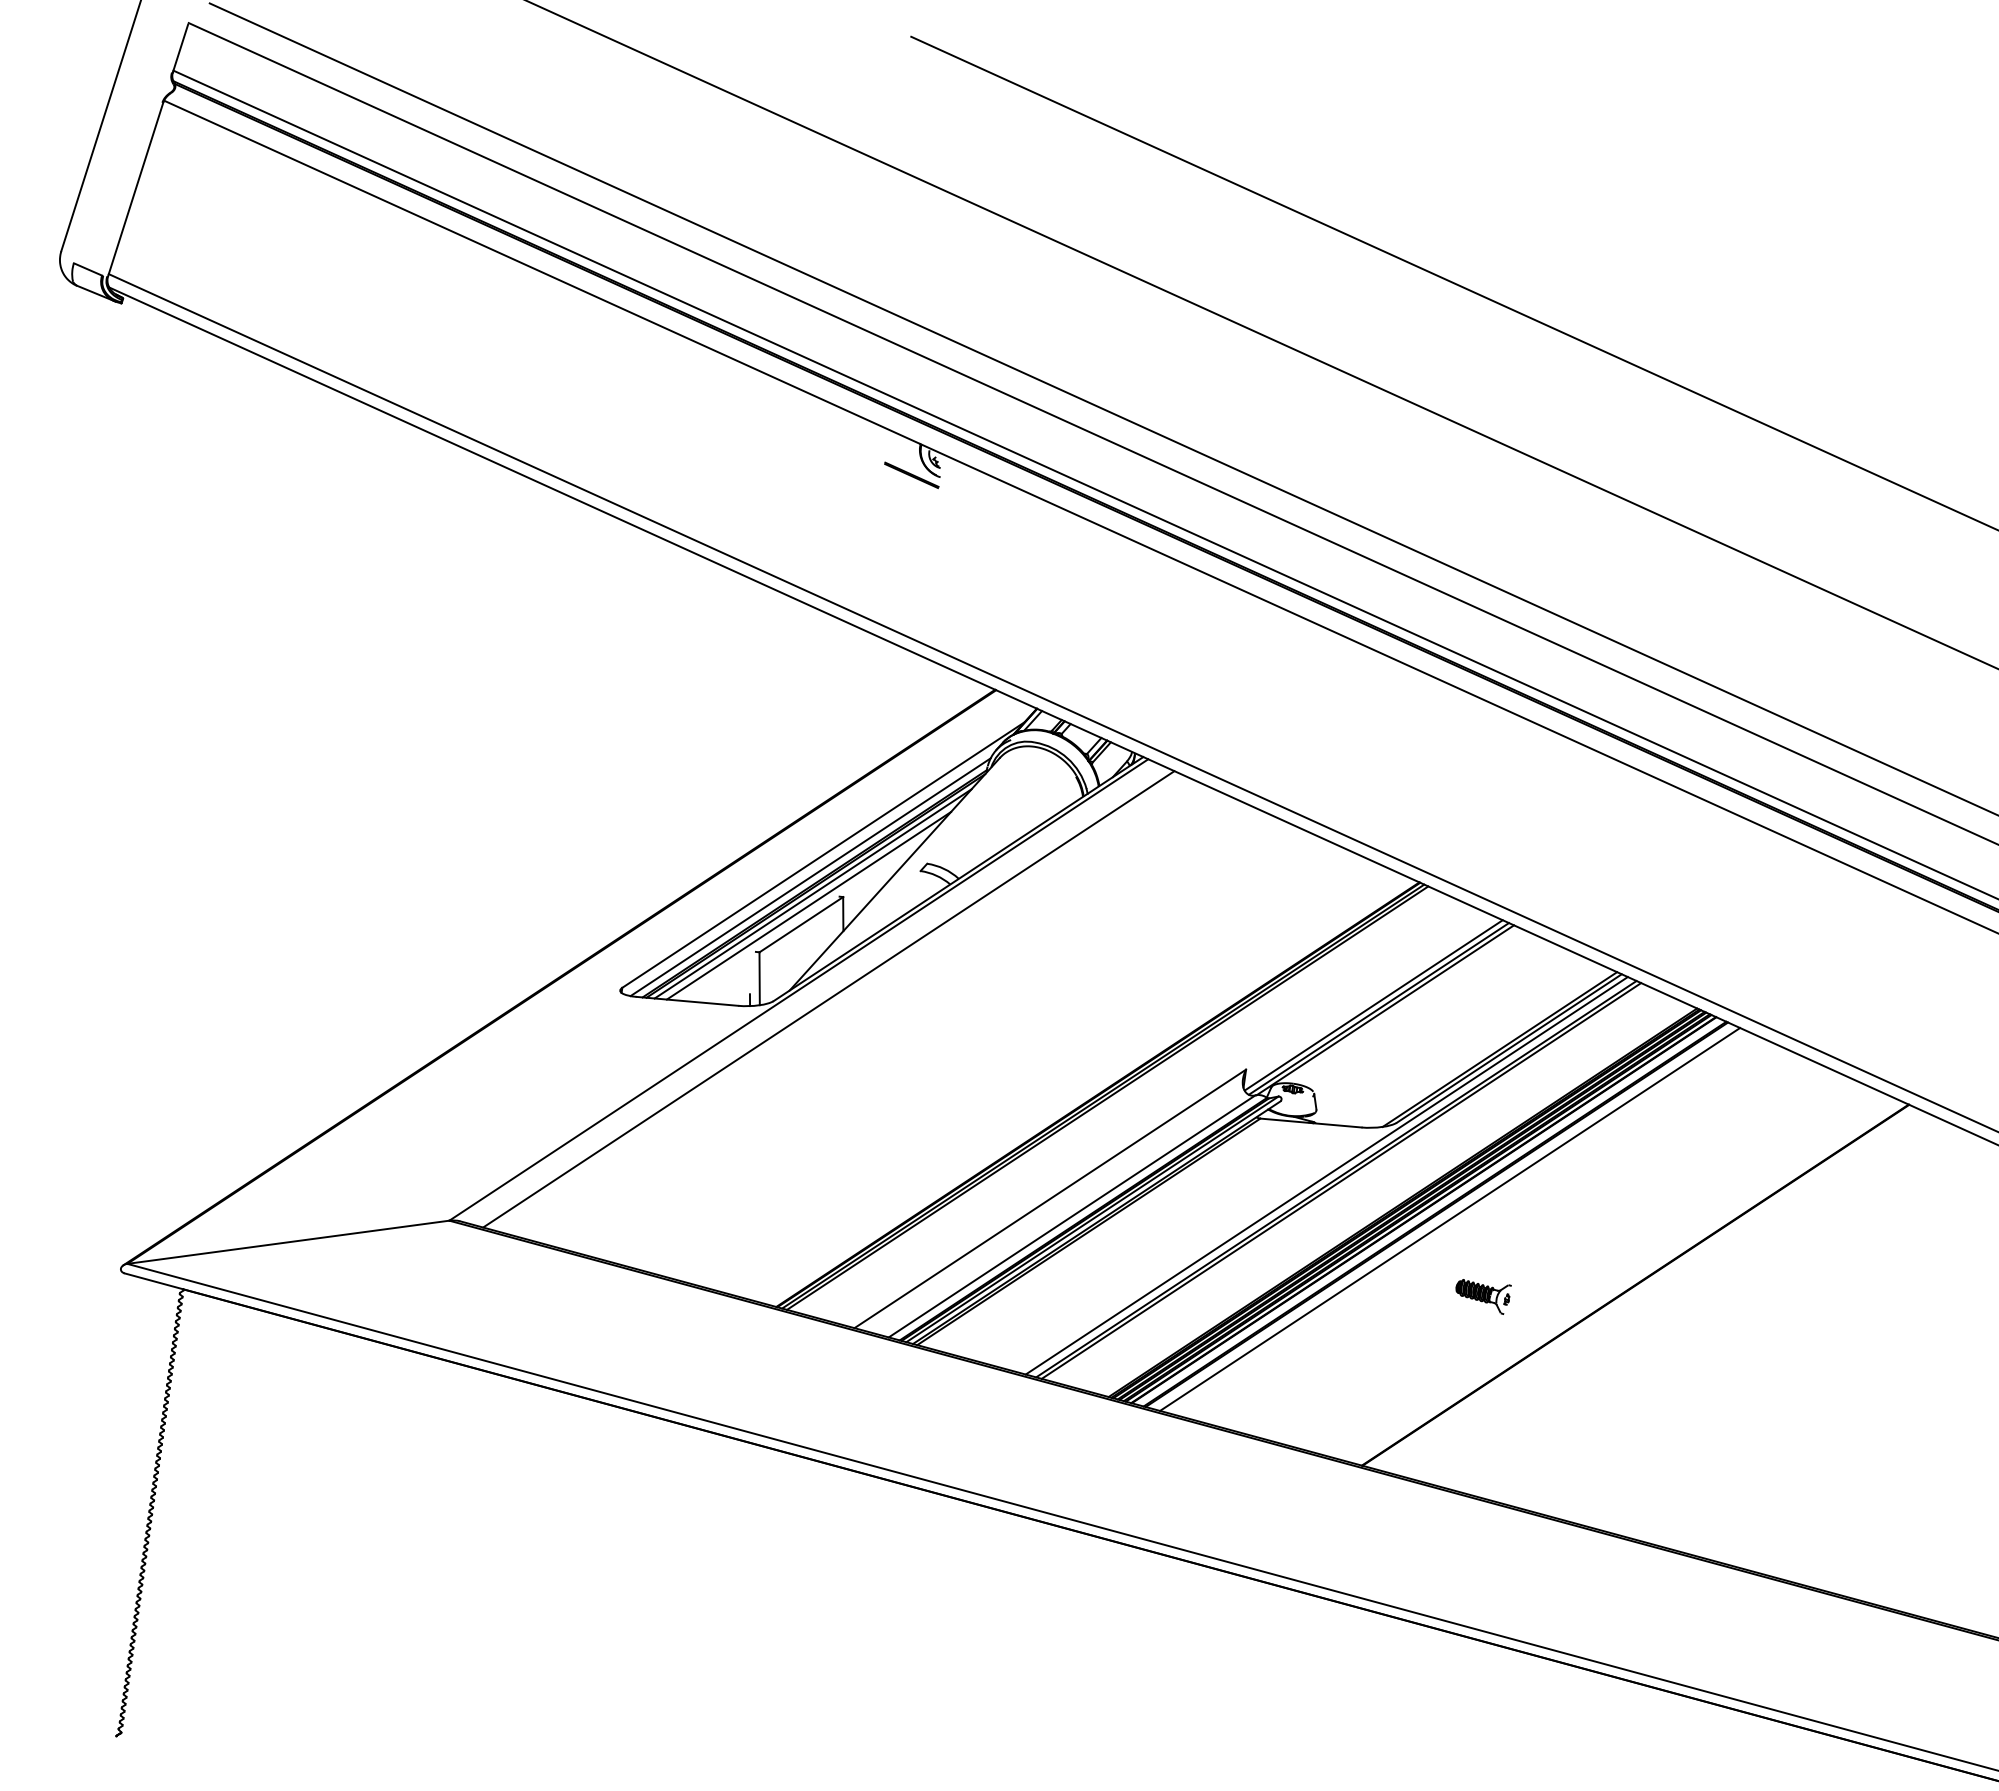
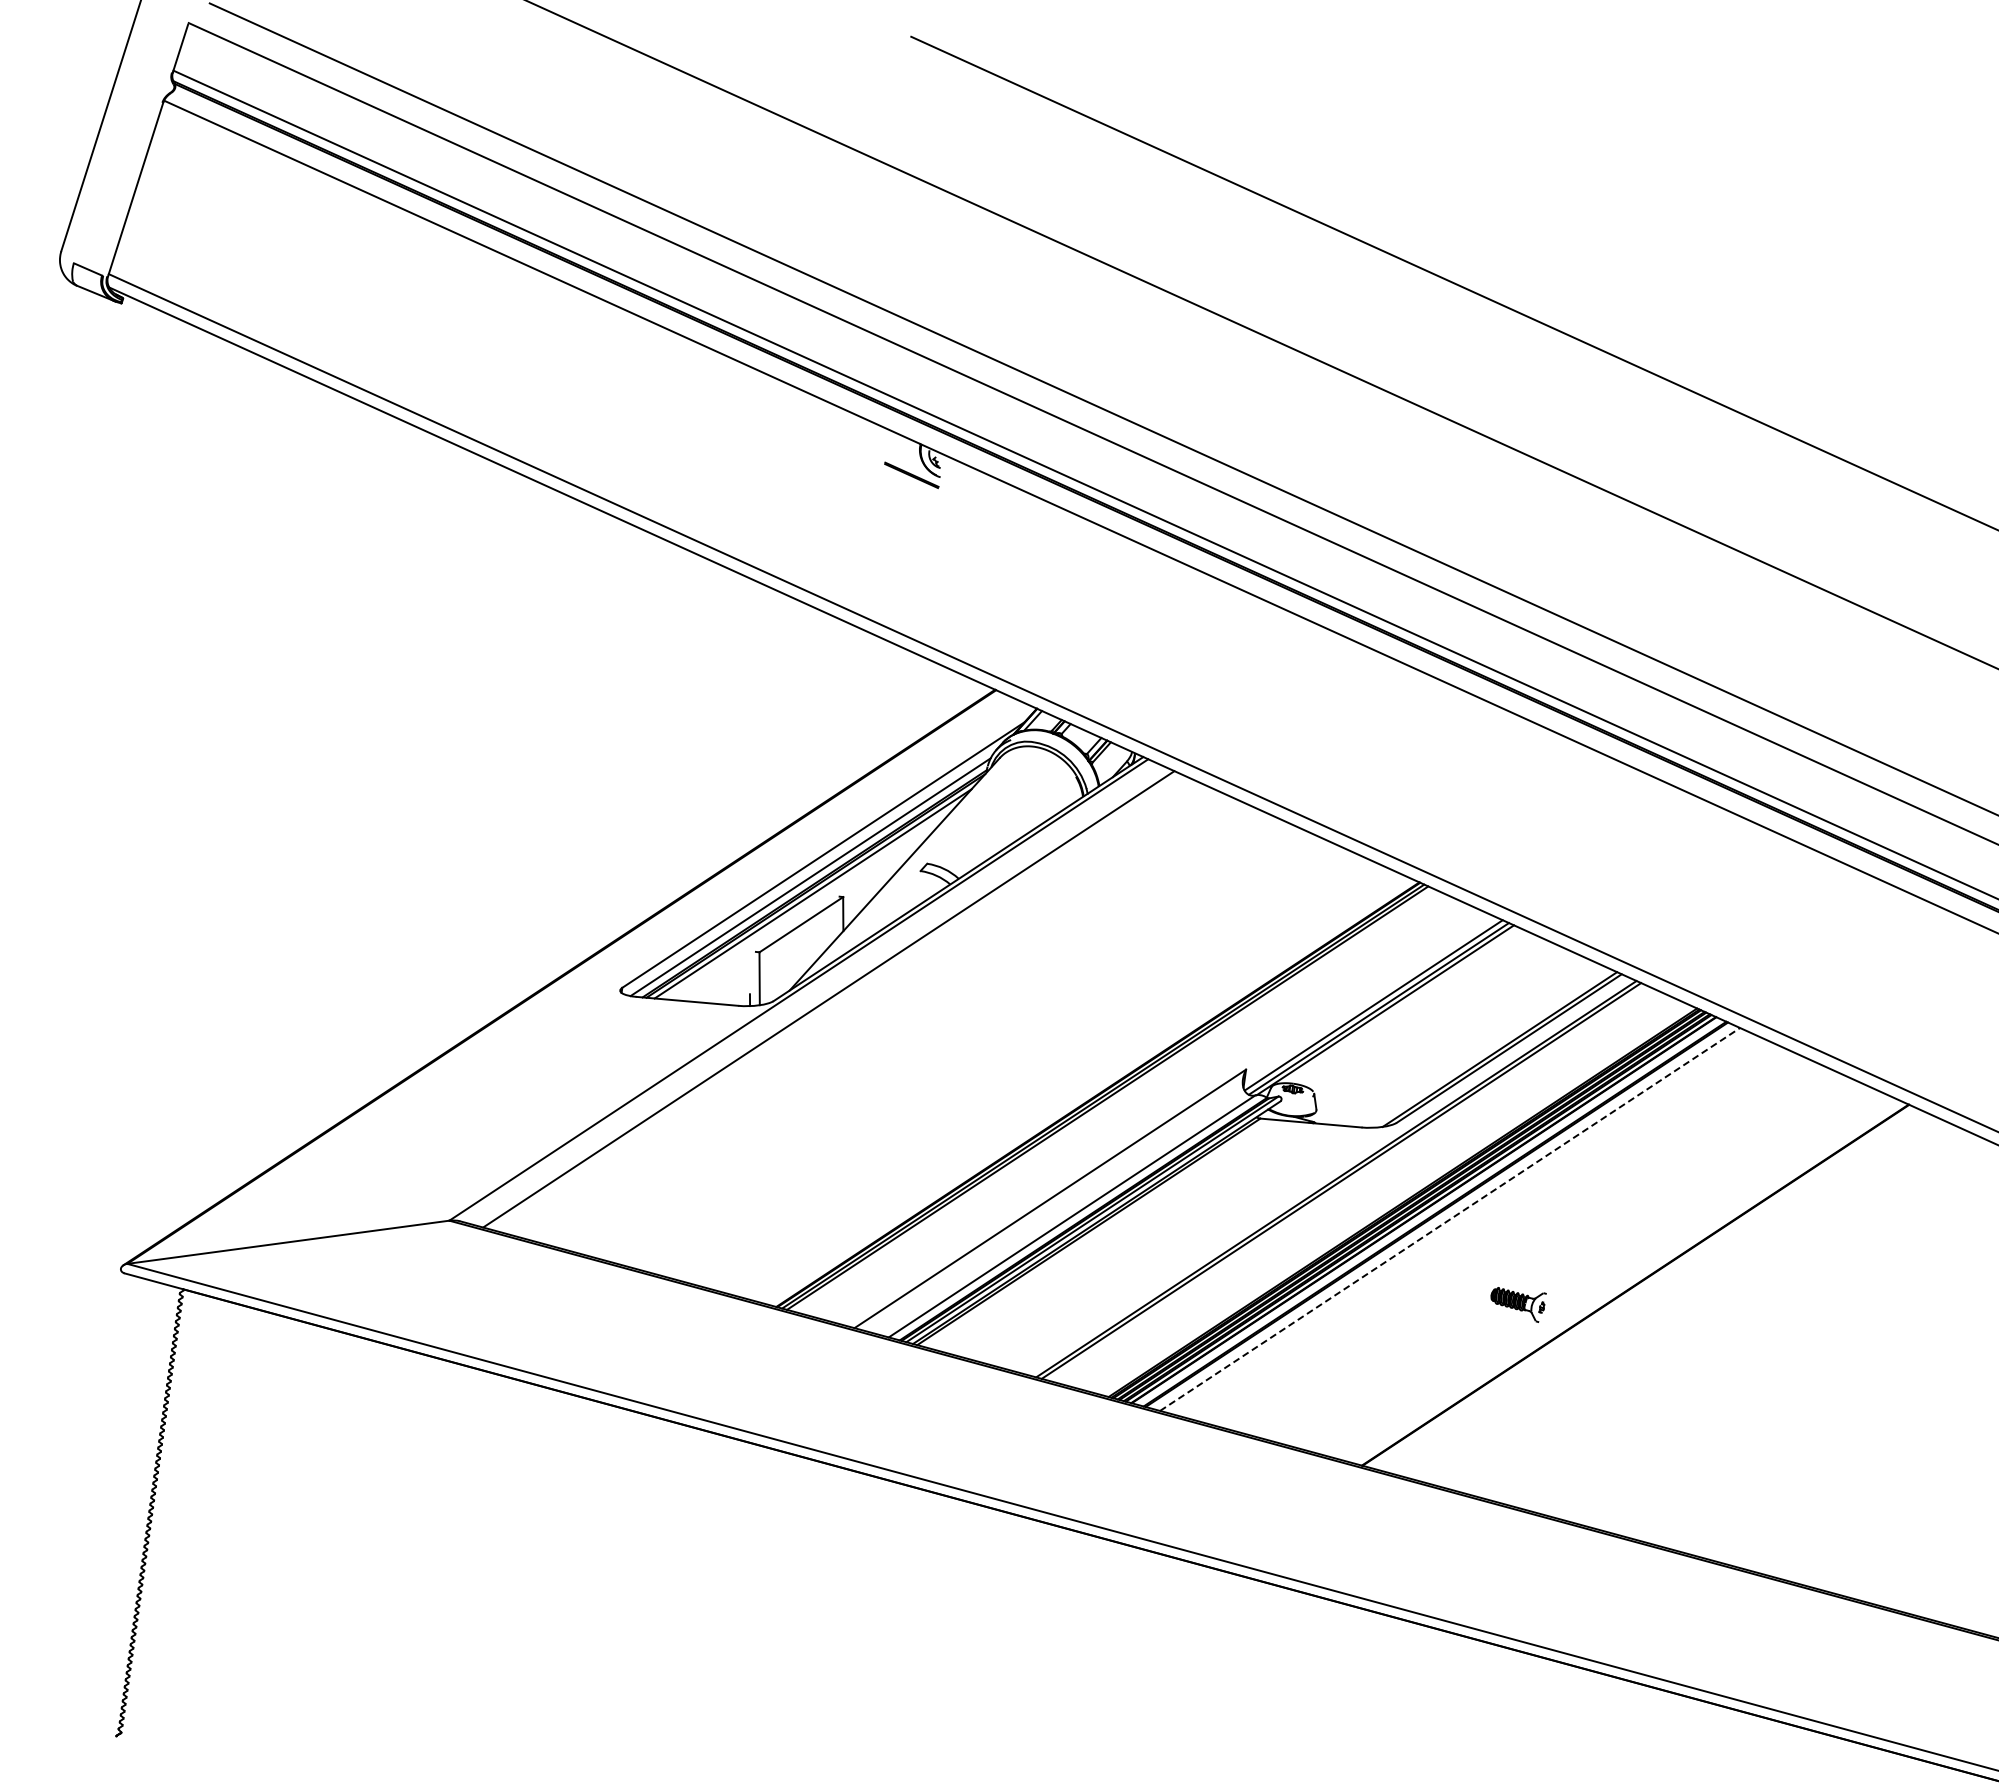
line: present -> none (808, 905)
line: present -> none (1326, 1175)
line: solid -> dashed (1450, 1219)
part position: (1483, 1296) -> (1518, 1304) (1518, 1304)
